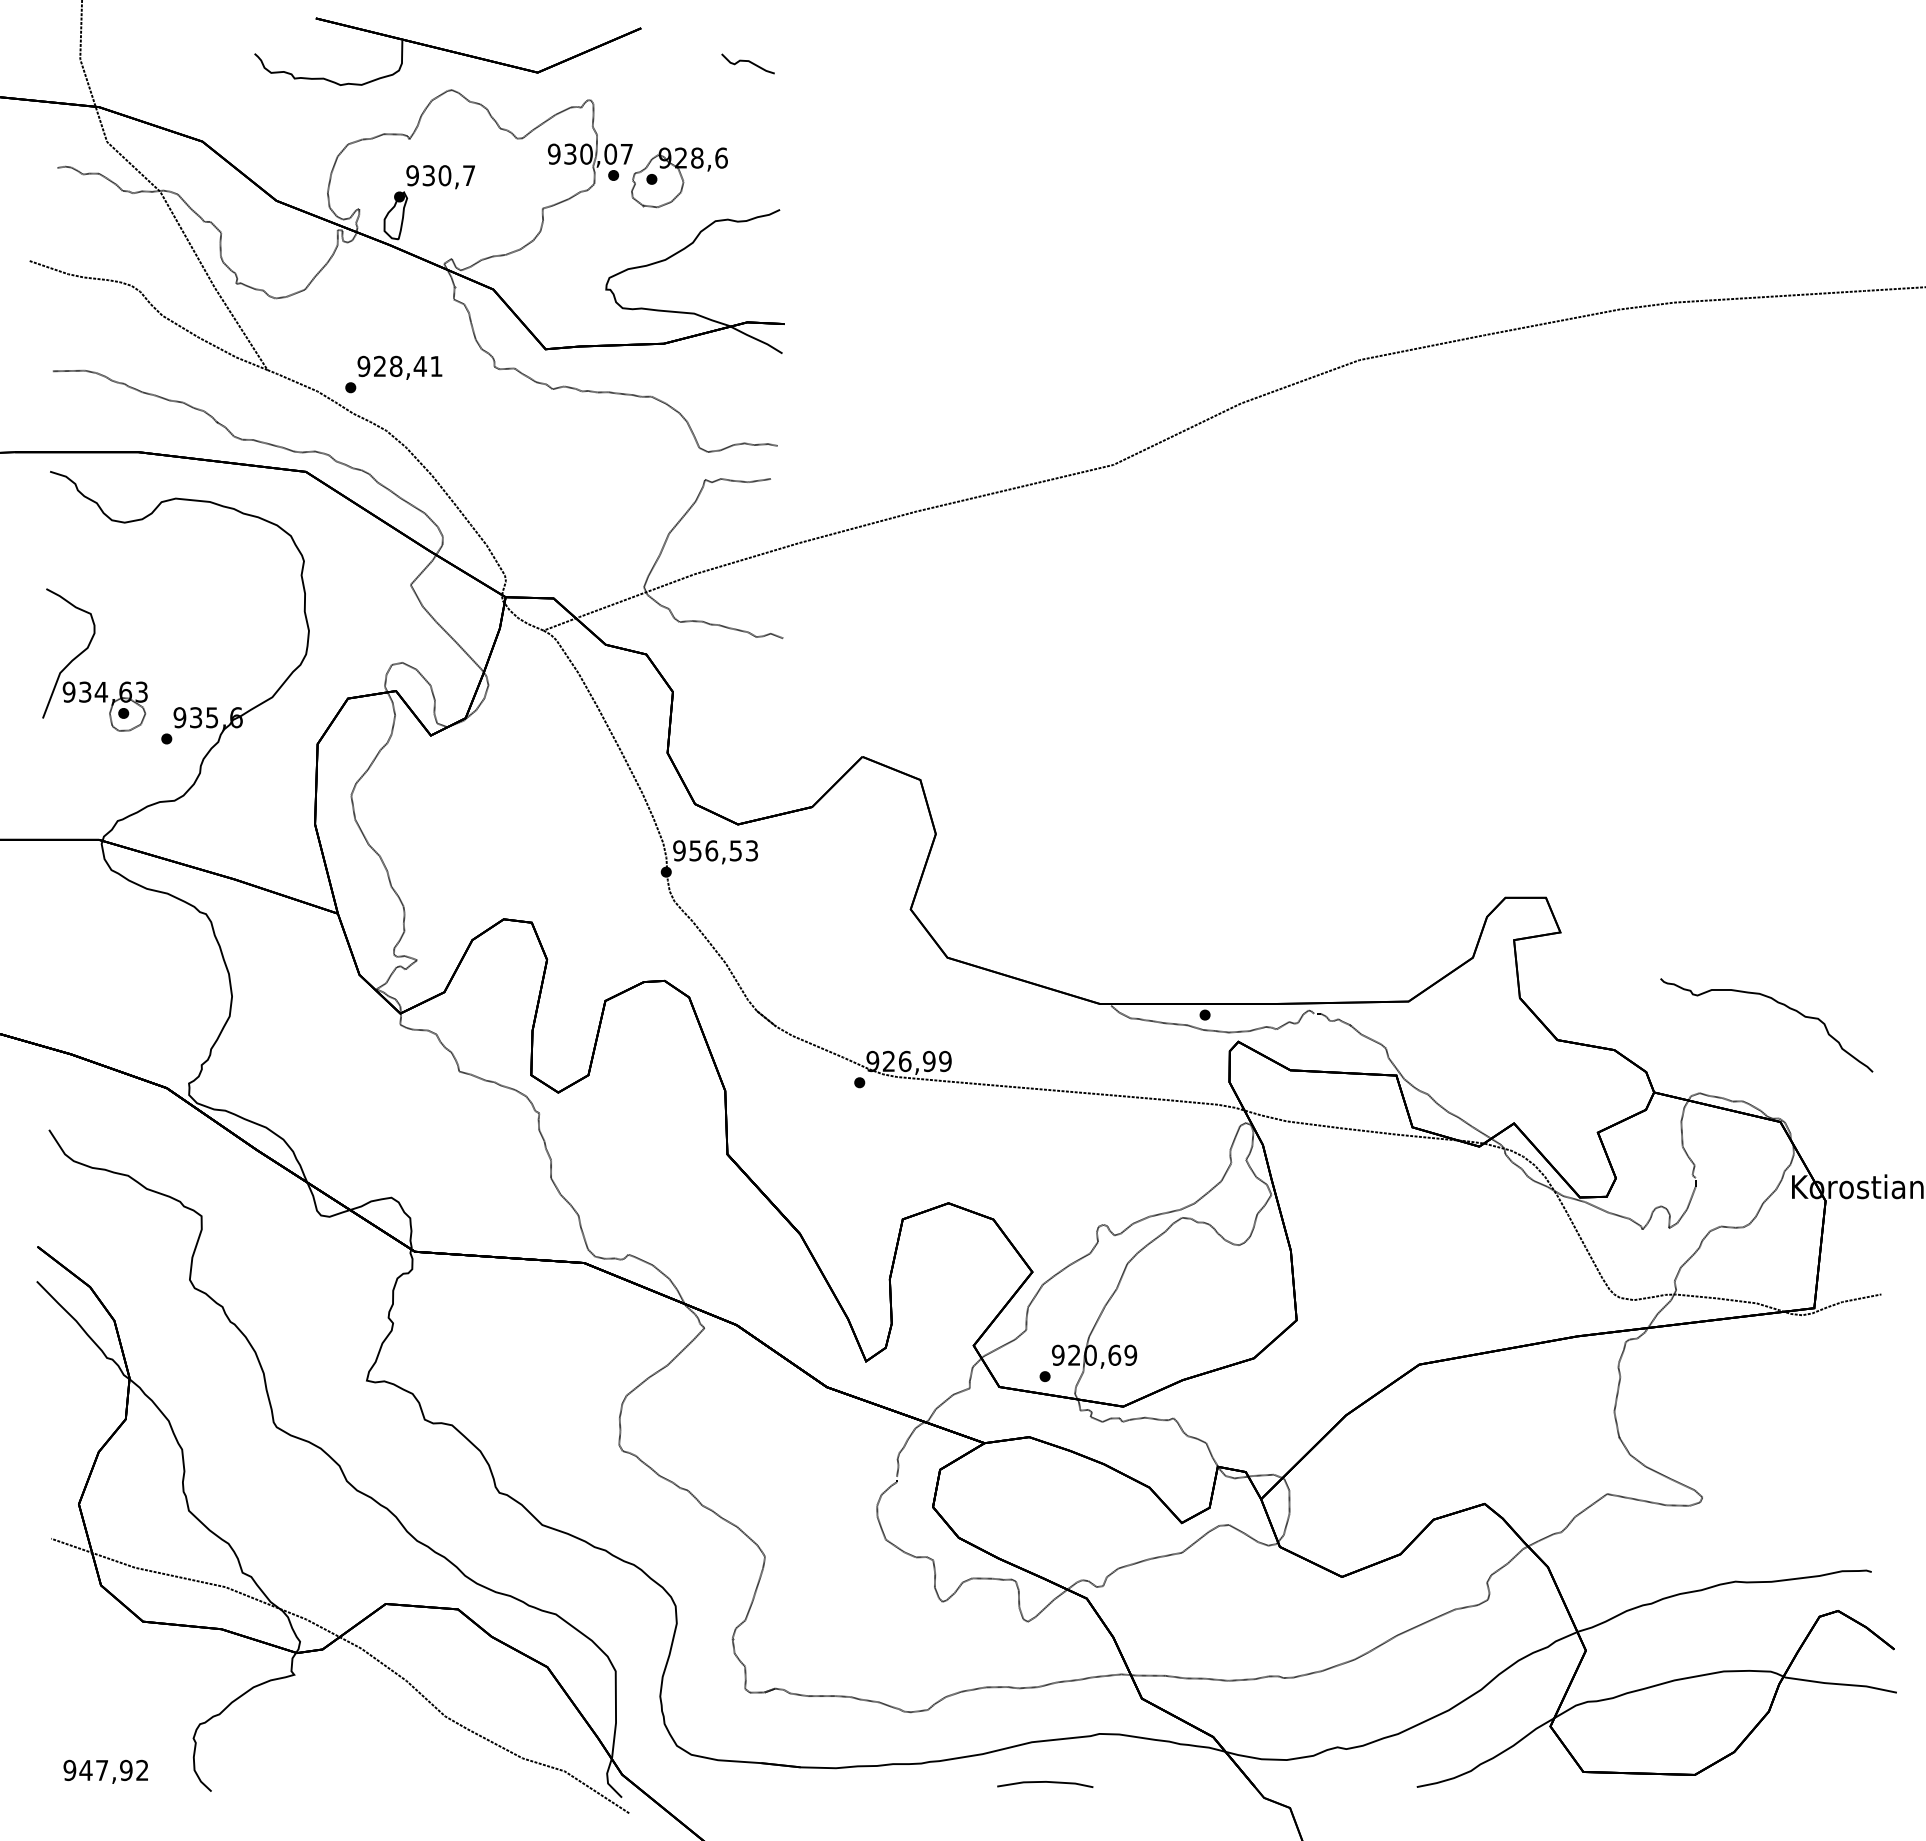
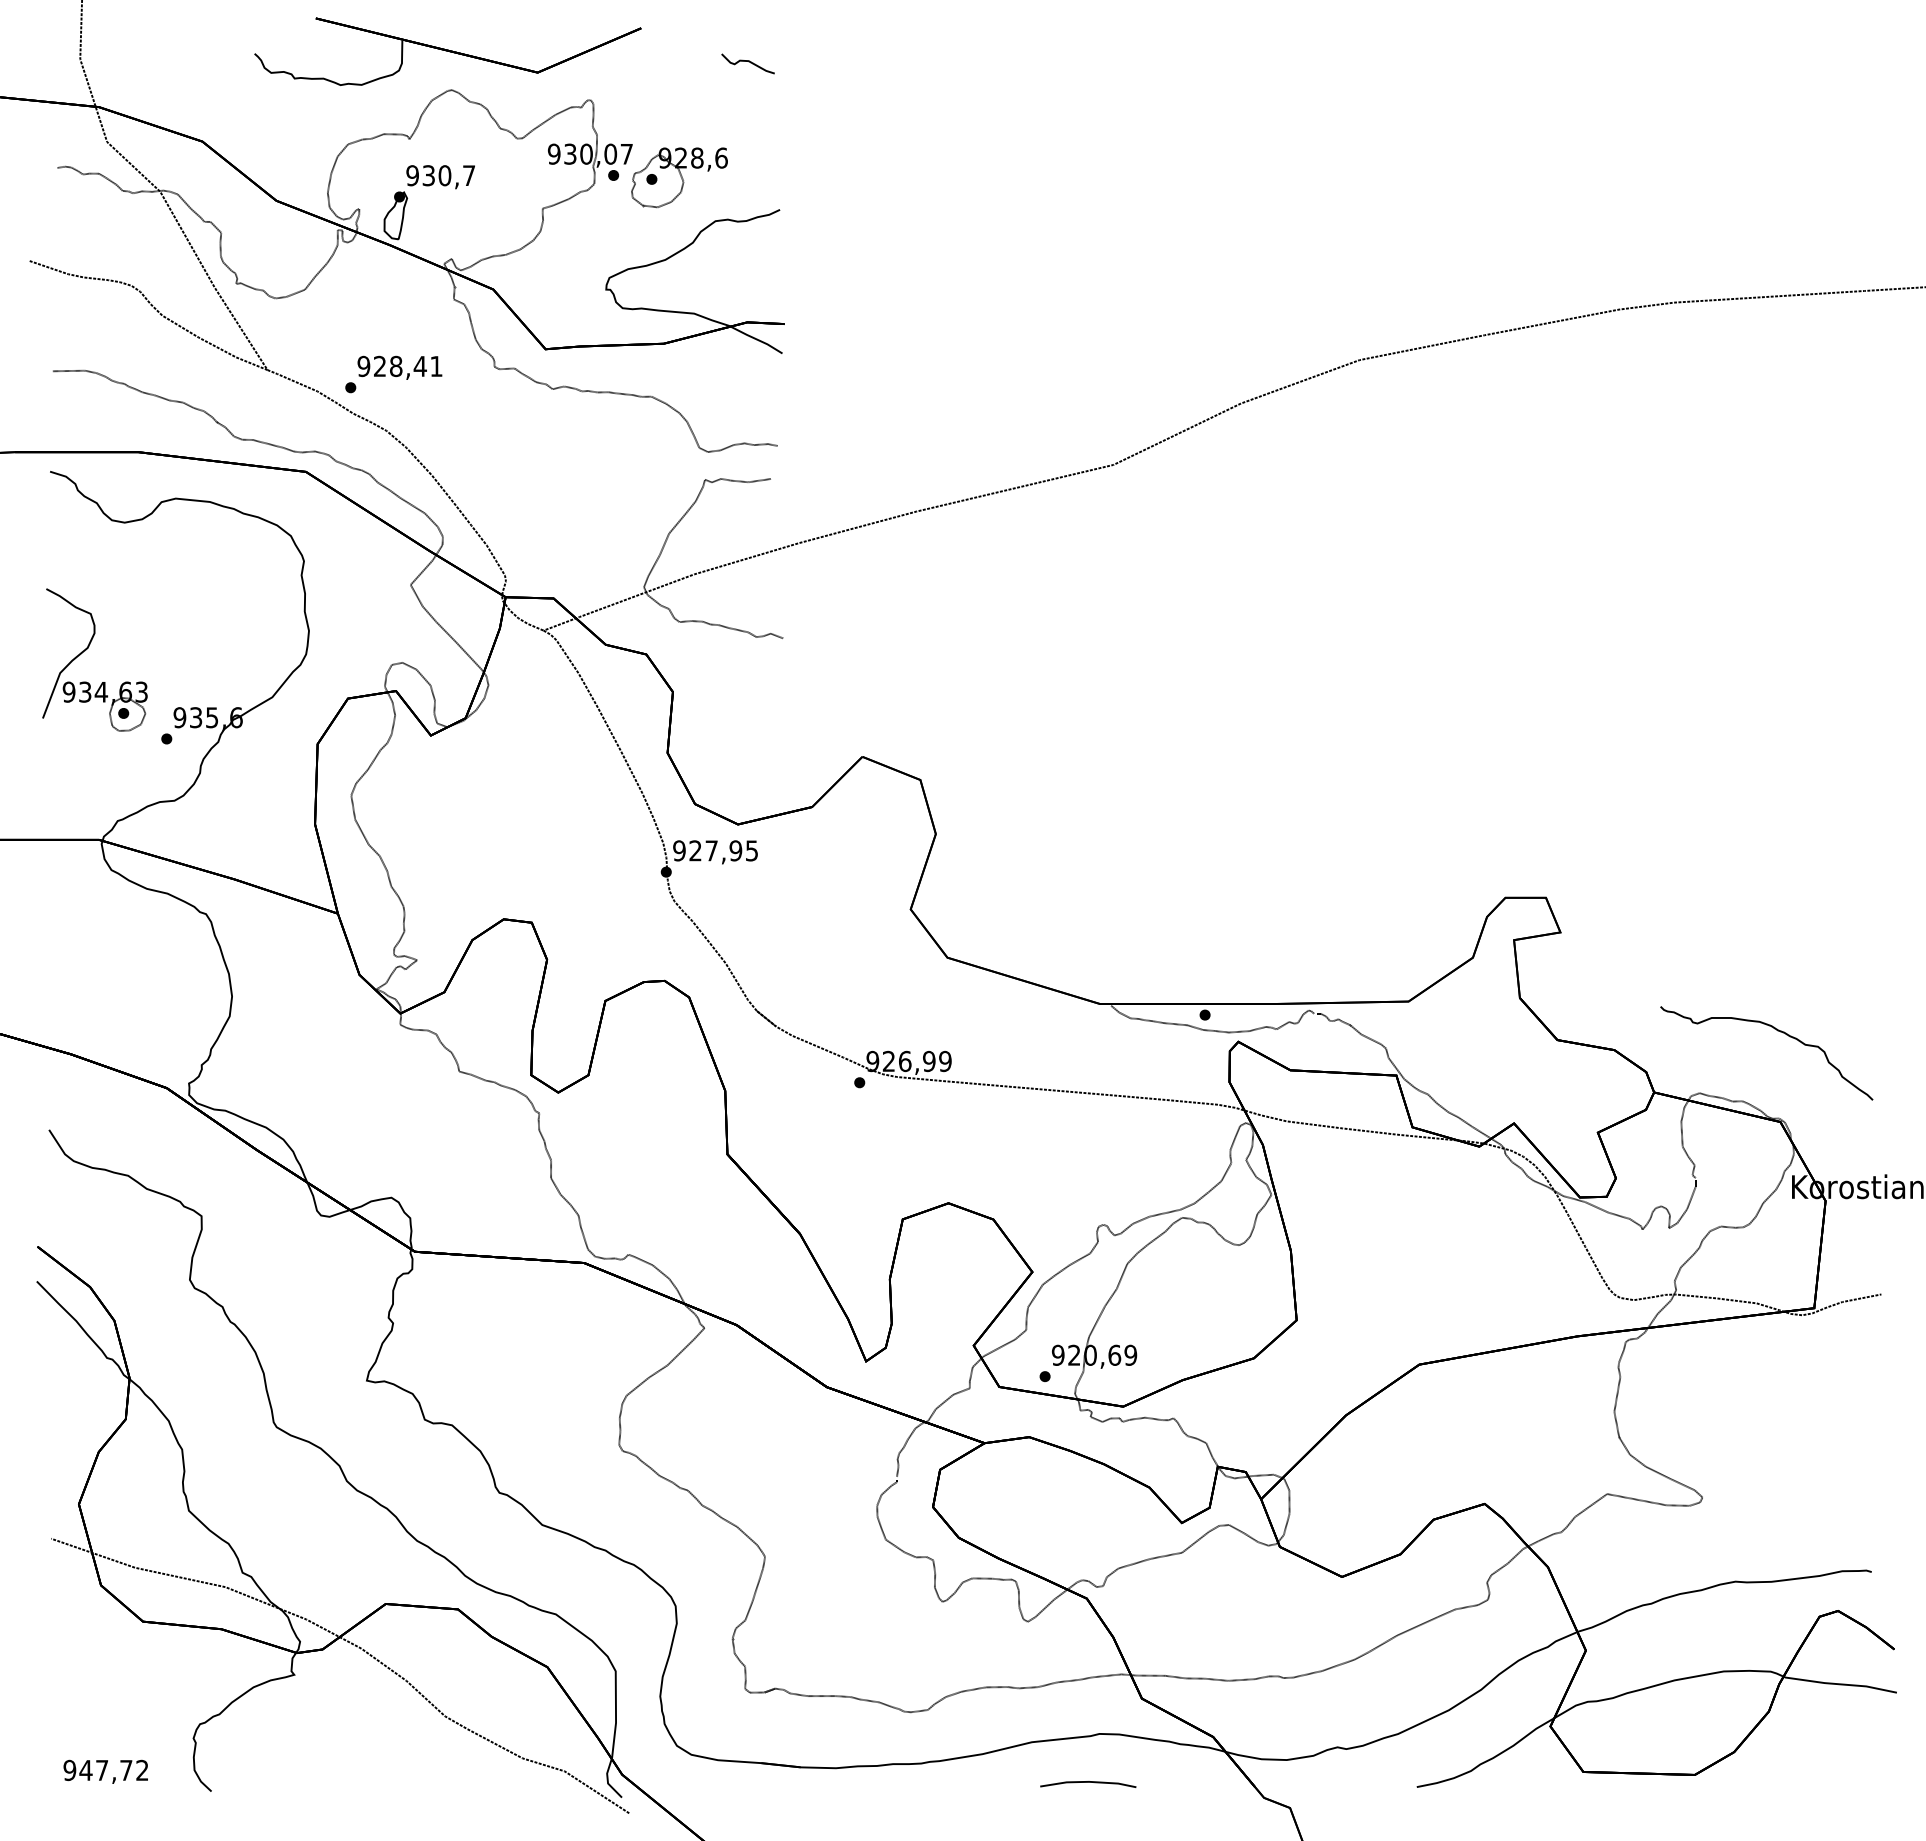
text: 956,53 -> 927,95 (723, 850)
curve position: (1777, 1003) -> (1777, 1031) (1777, 1031)
text: 947,92 -> 947,72 (126, 1770)
line position: (1045, 1782) -> (1088, 1782) (1088, 1782)
